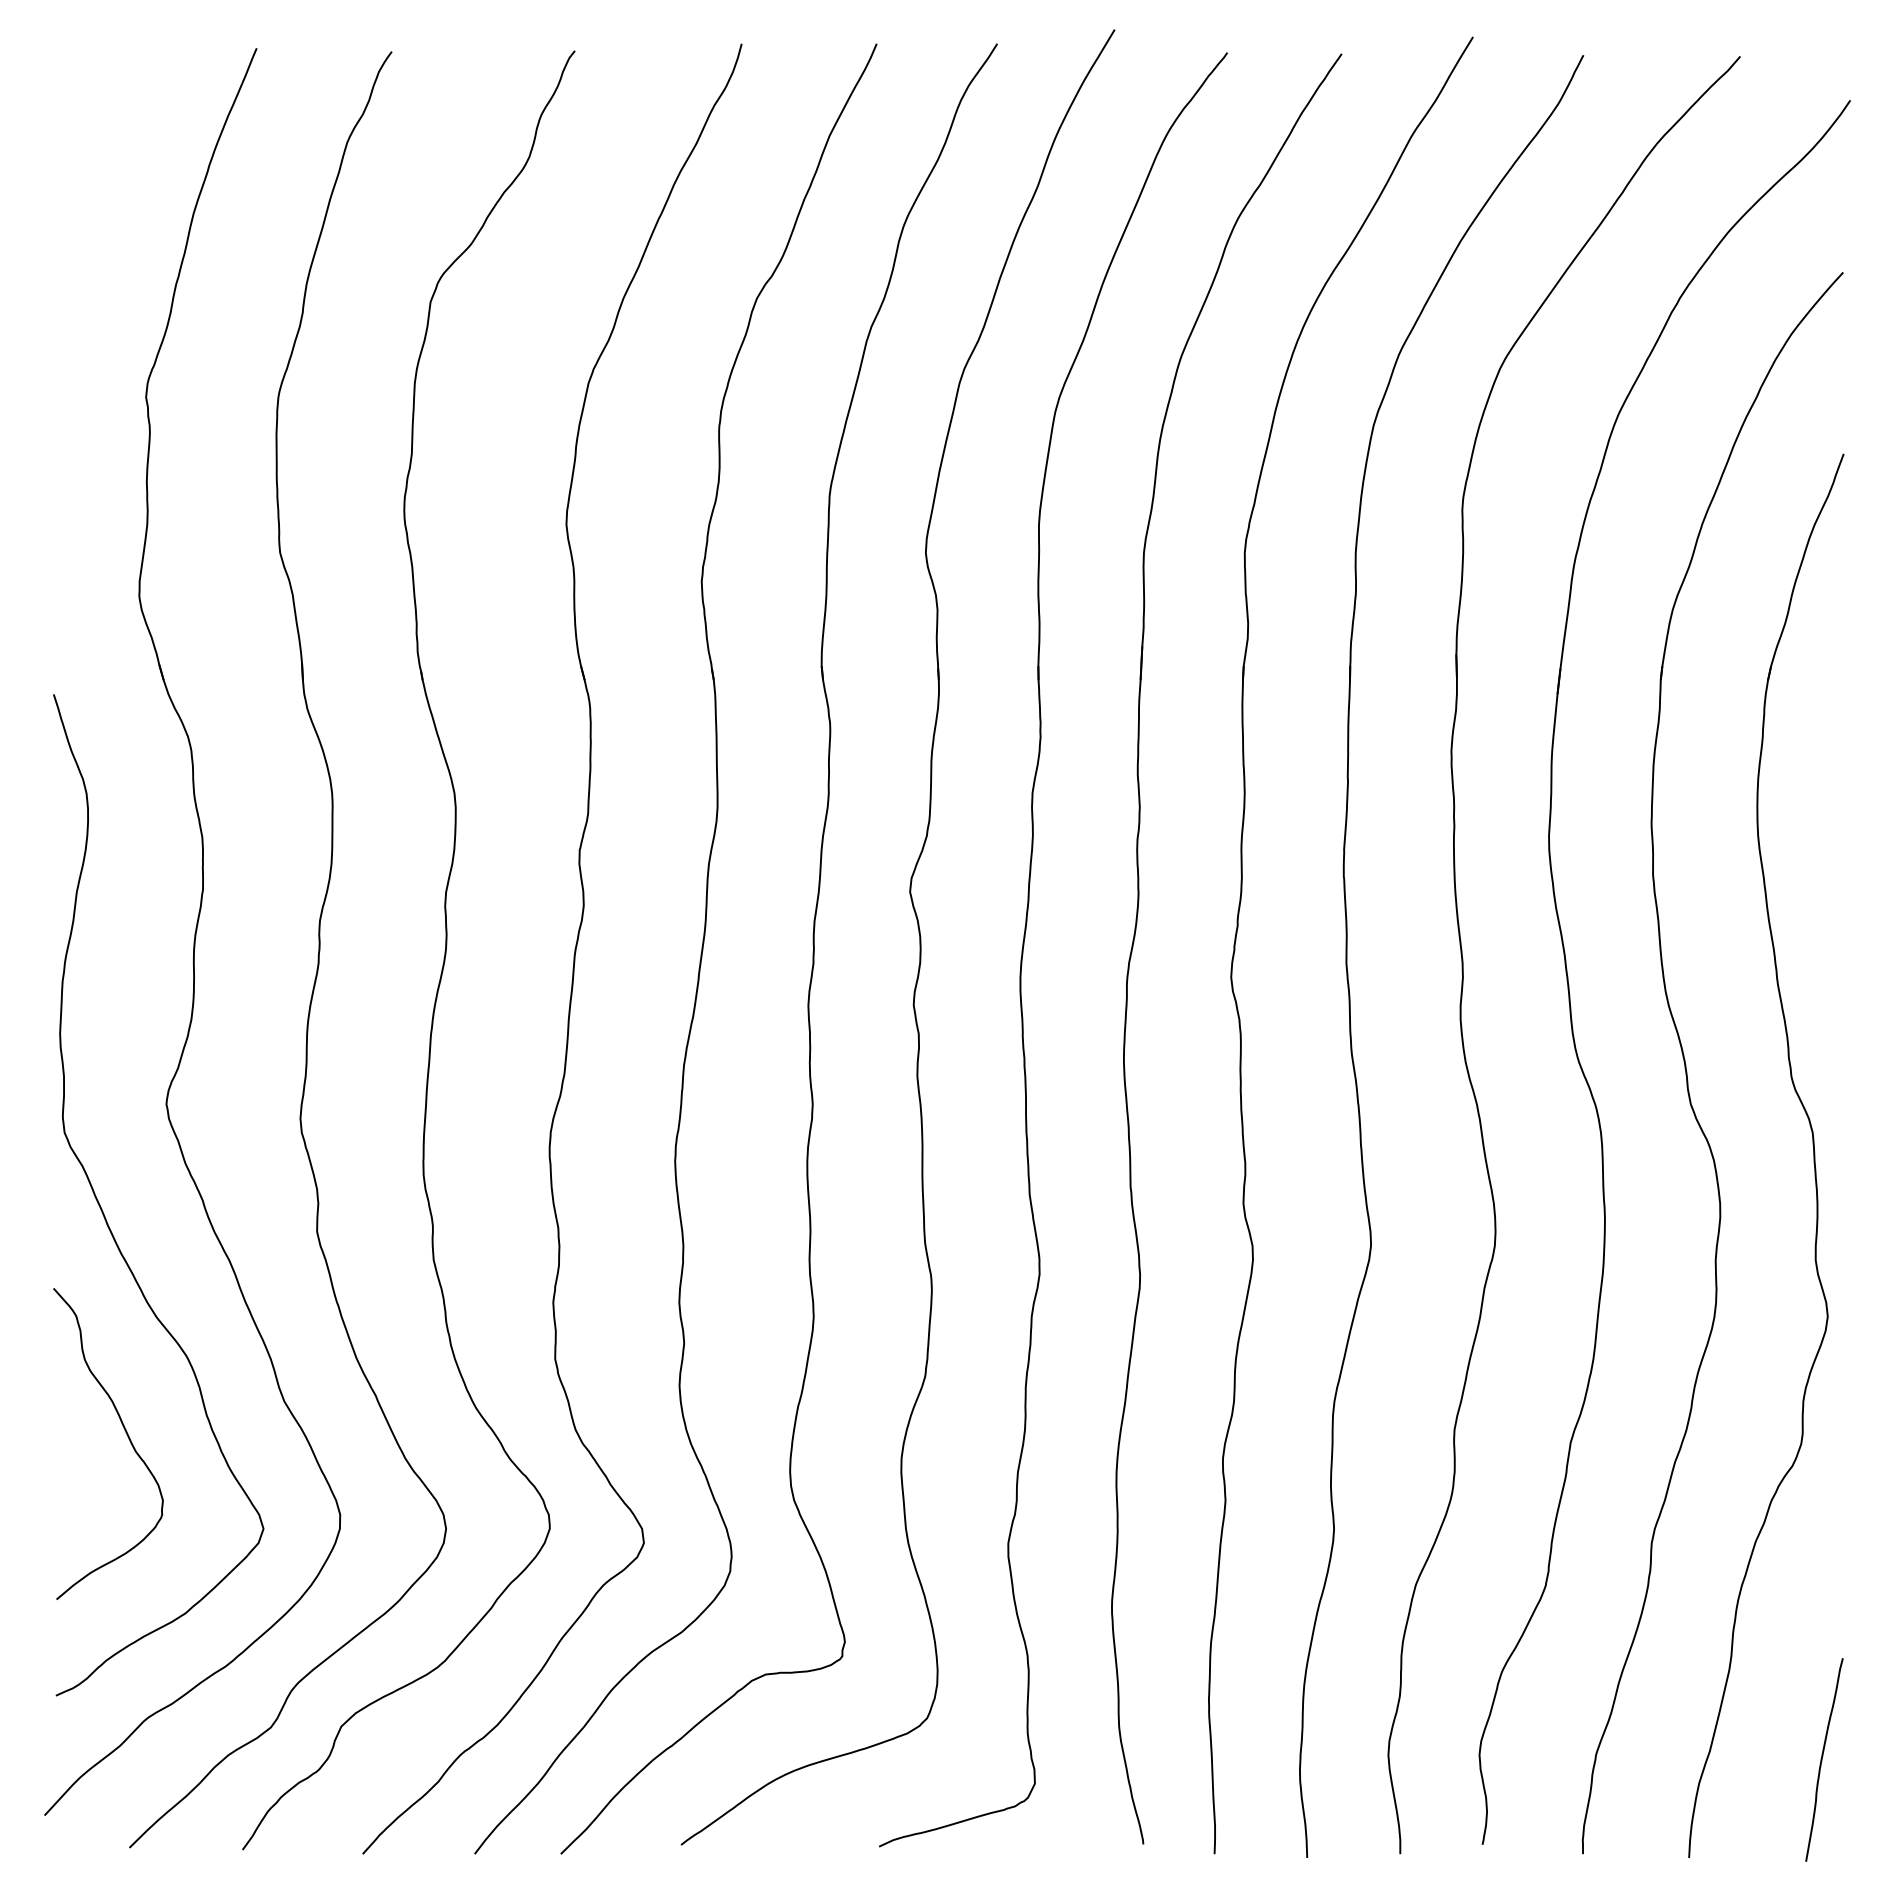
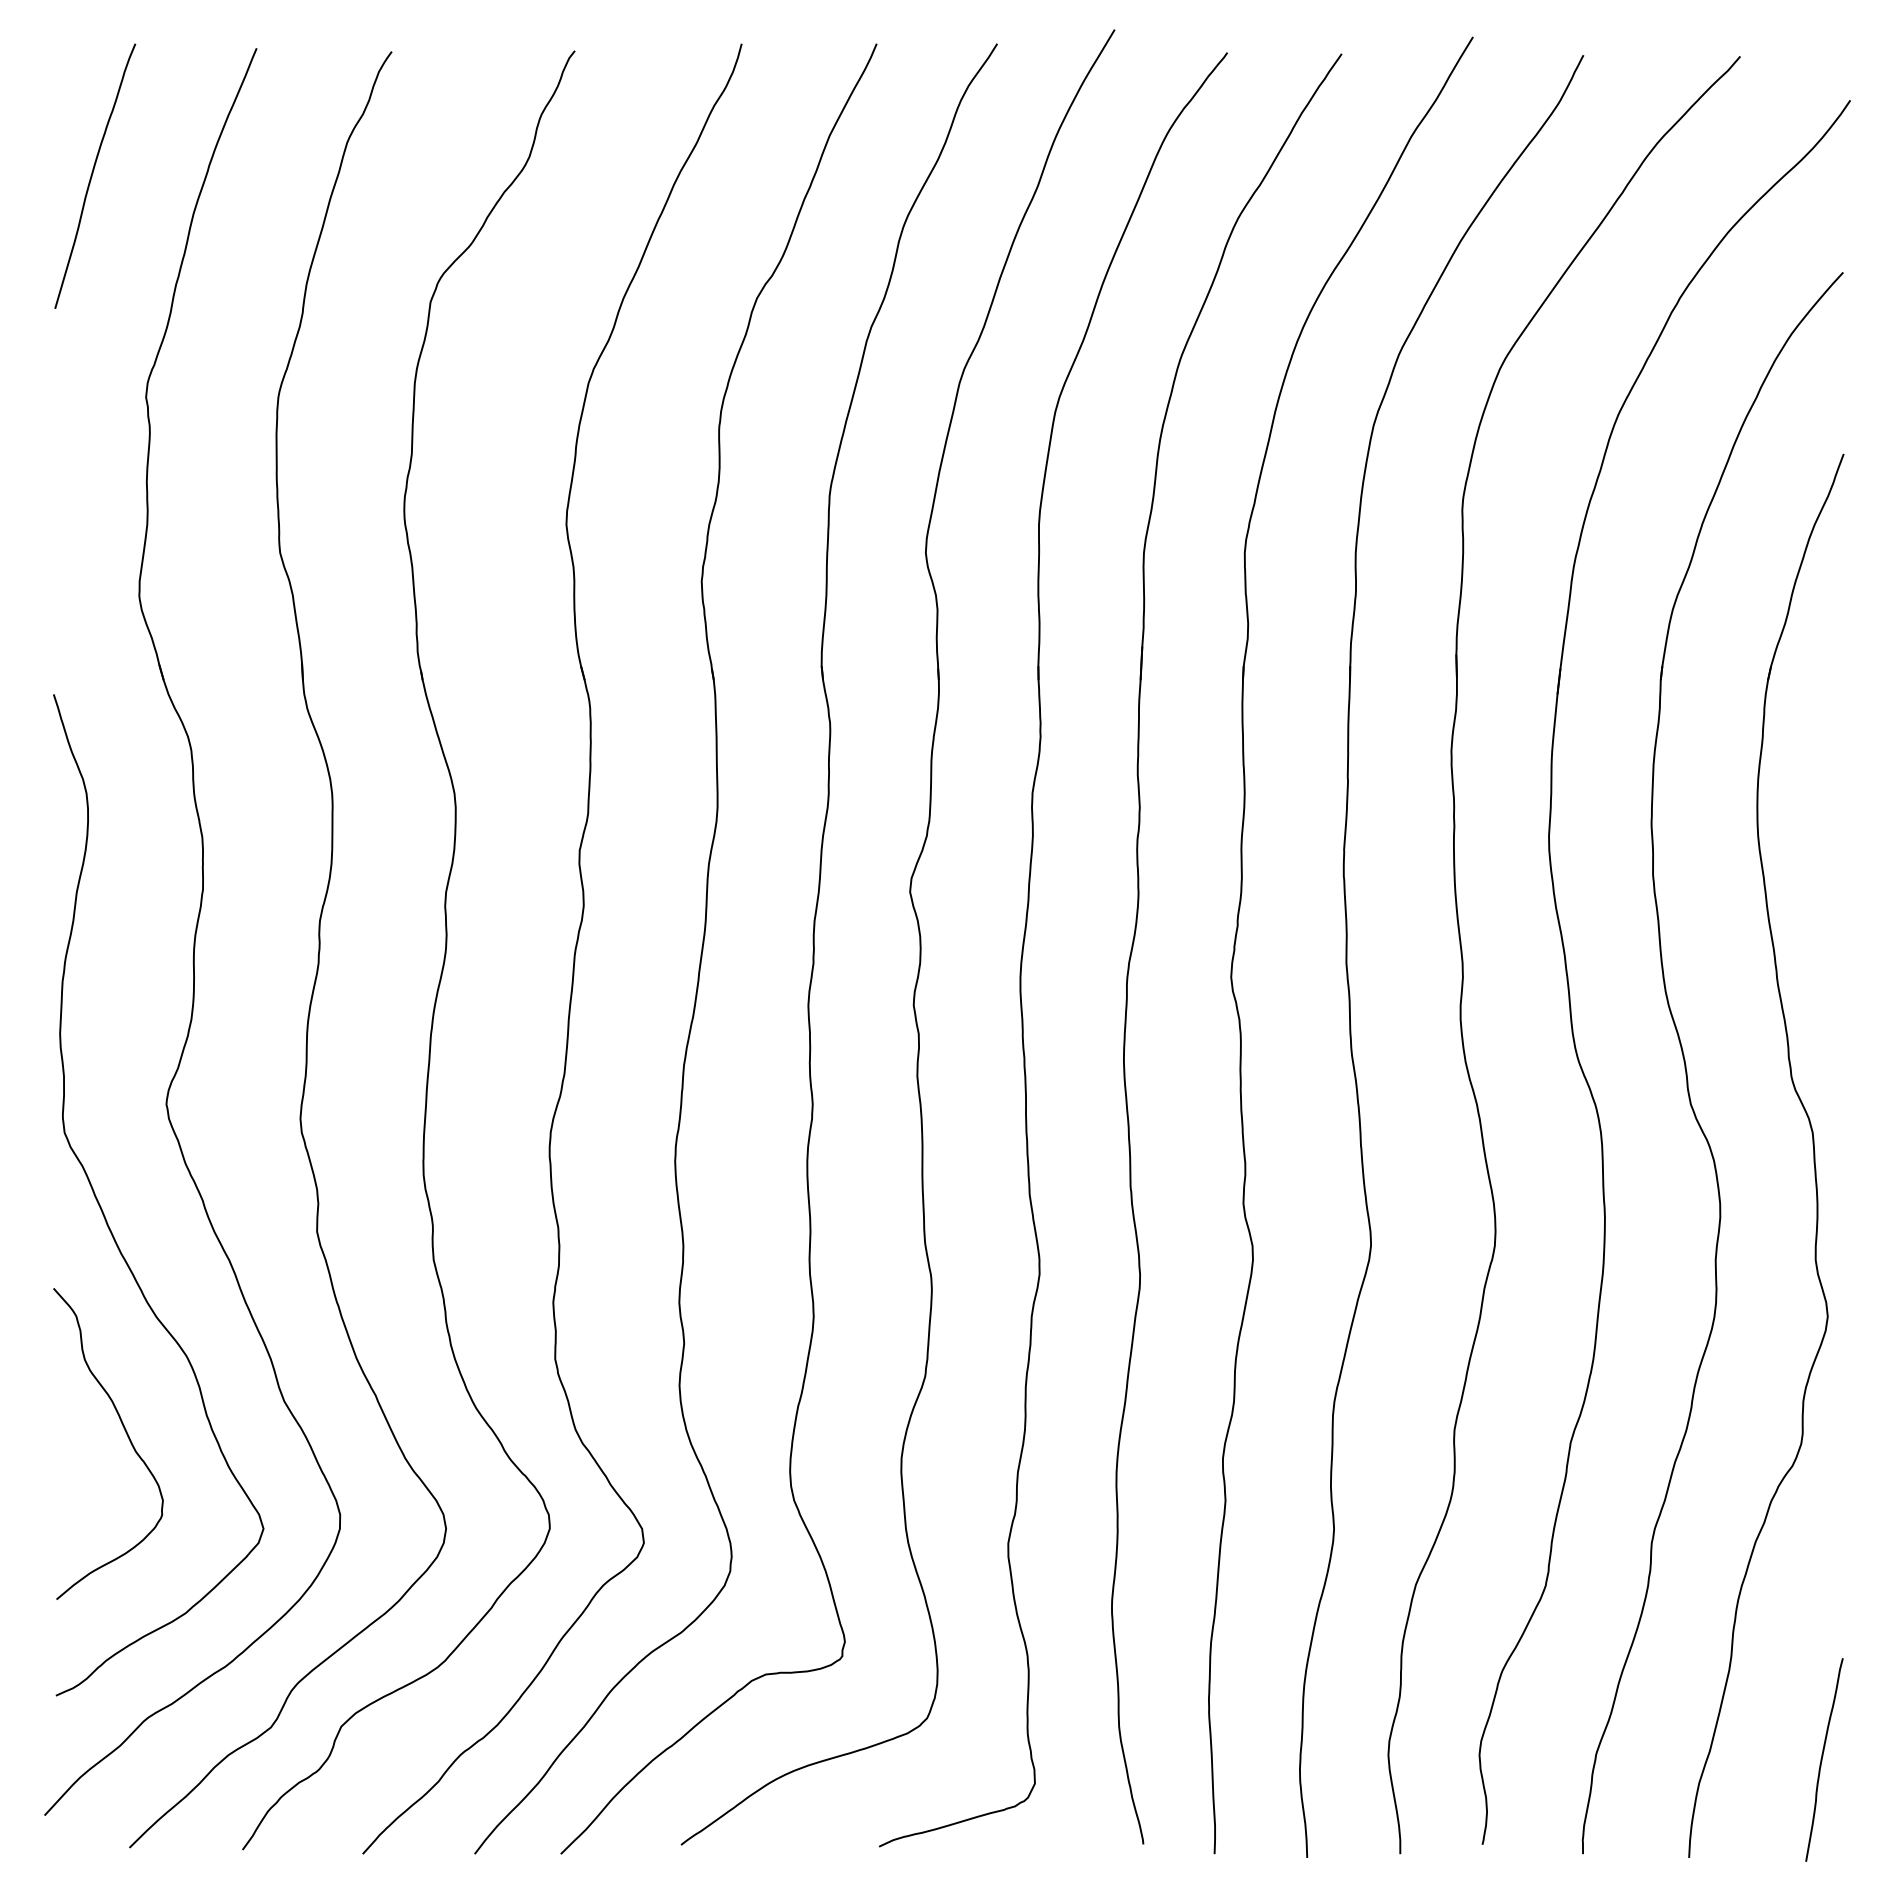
curve: none -> present (93, 173)
